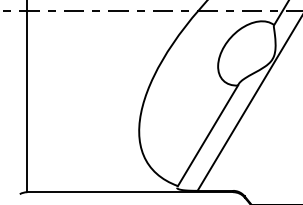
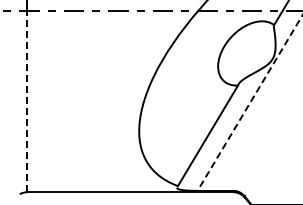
line: solid -> dashed (27, 101)
line: solid -> dashed (249, 103)
